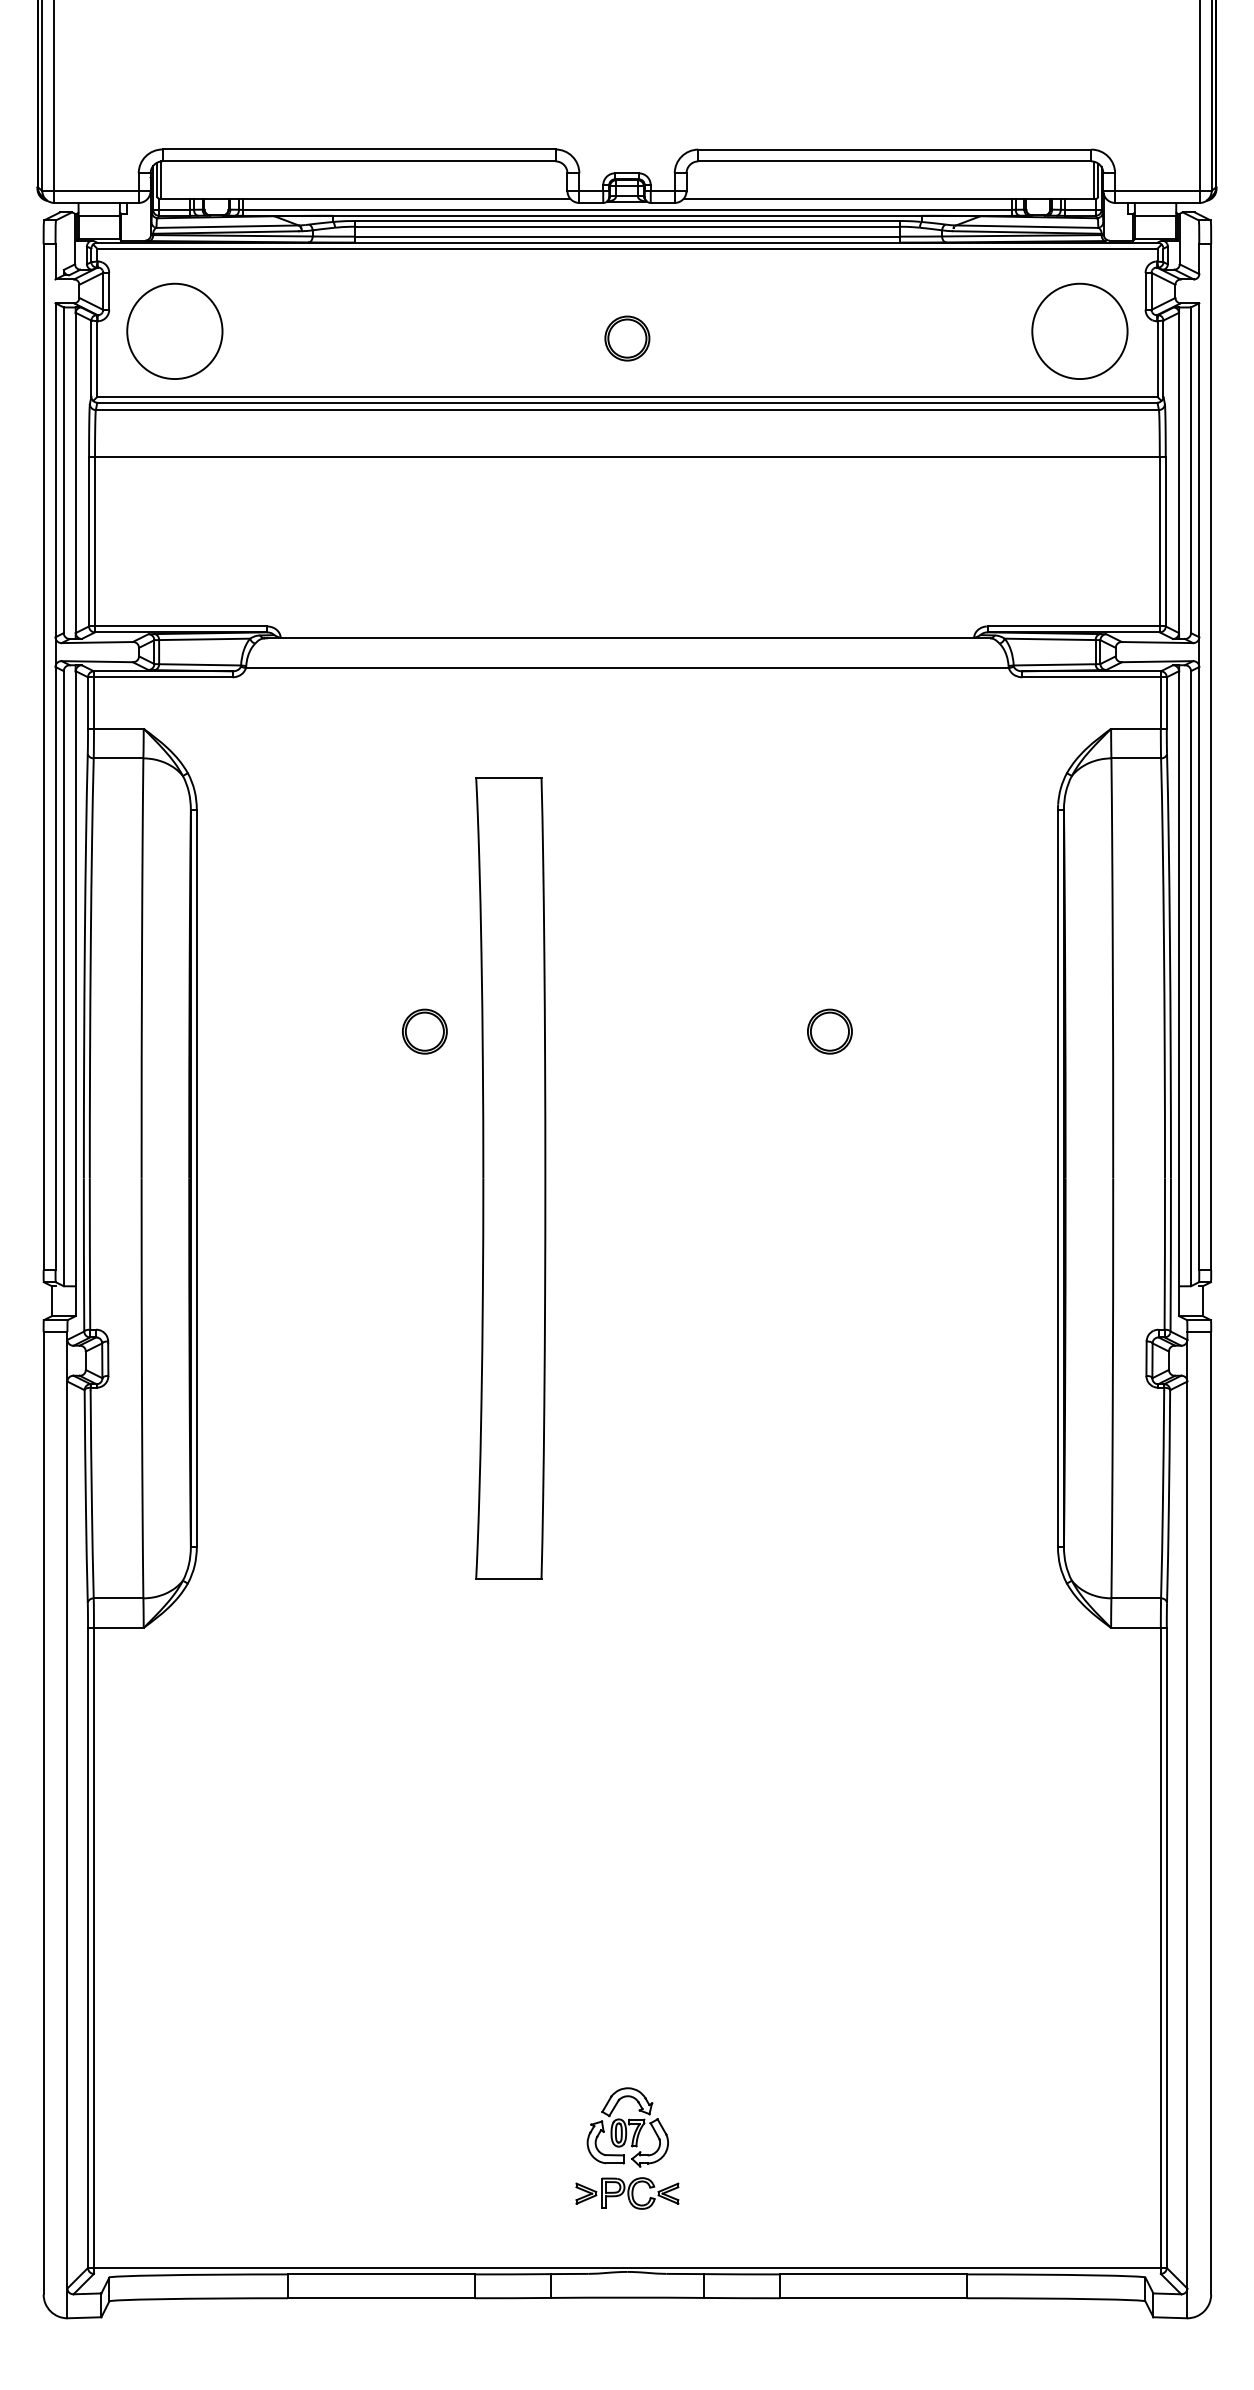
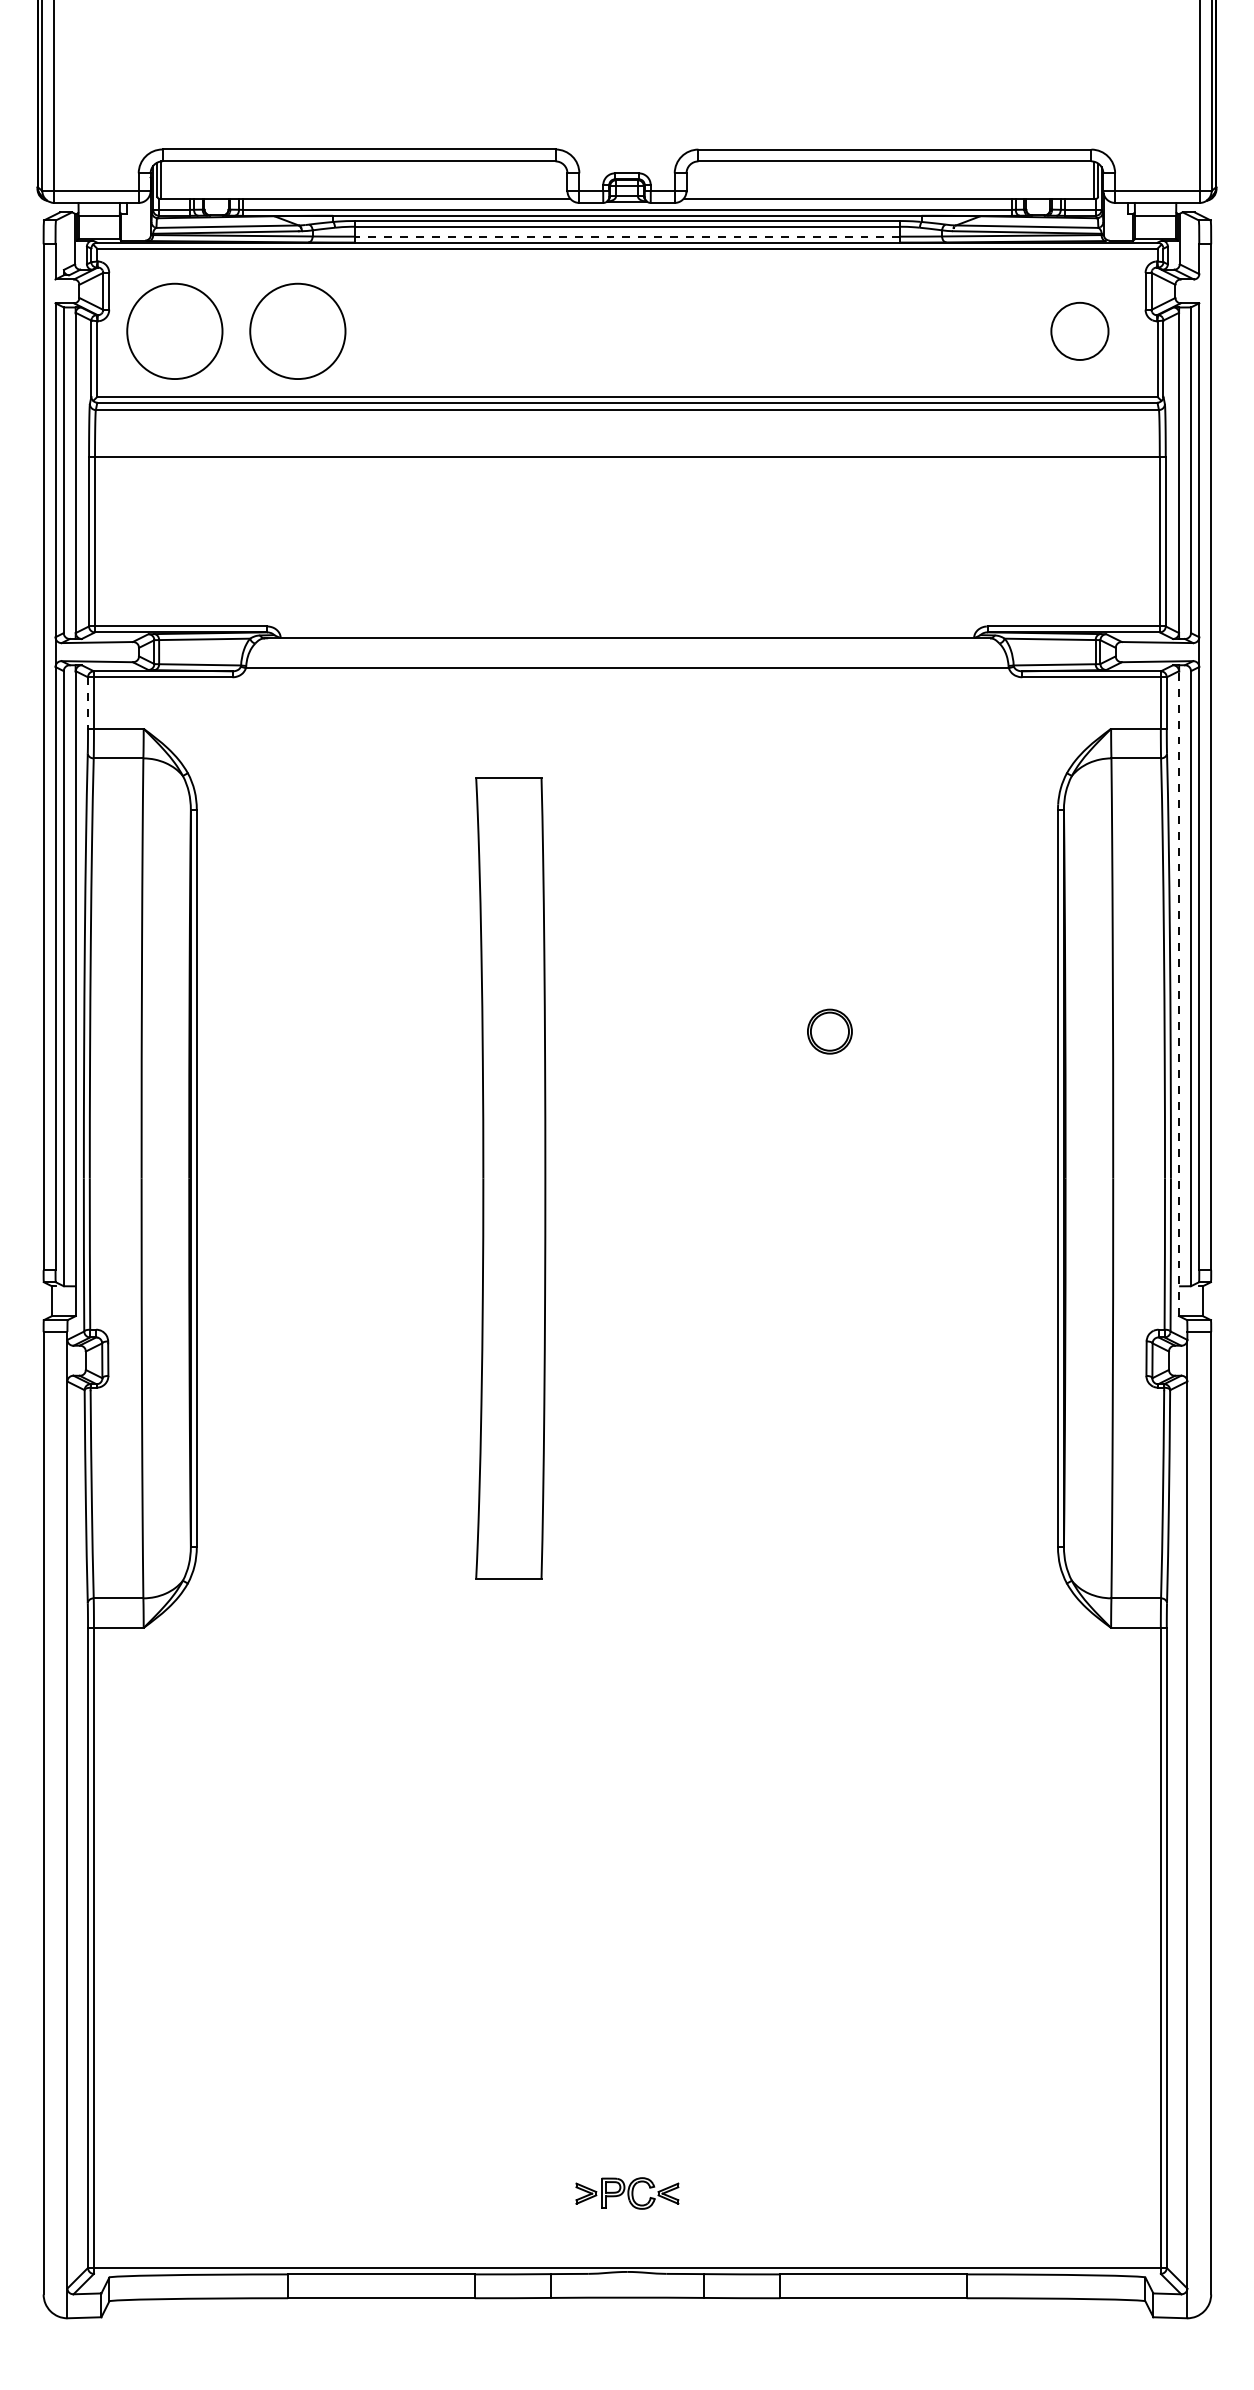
line: solid -> dashed (627, 236)
circle: none -> present (297, 330)
circle diameter: 95 px -> 57 px (1079, 330)
part: present -> none (627, 338)
line: solid -> dashed (88, 703)
line: solid -> dashed (1178, 993)
part: present -> none (424, 1031)
part: present -> none (627, 2127)
